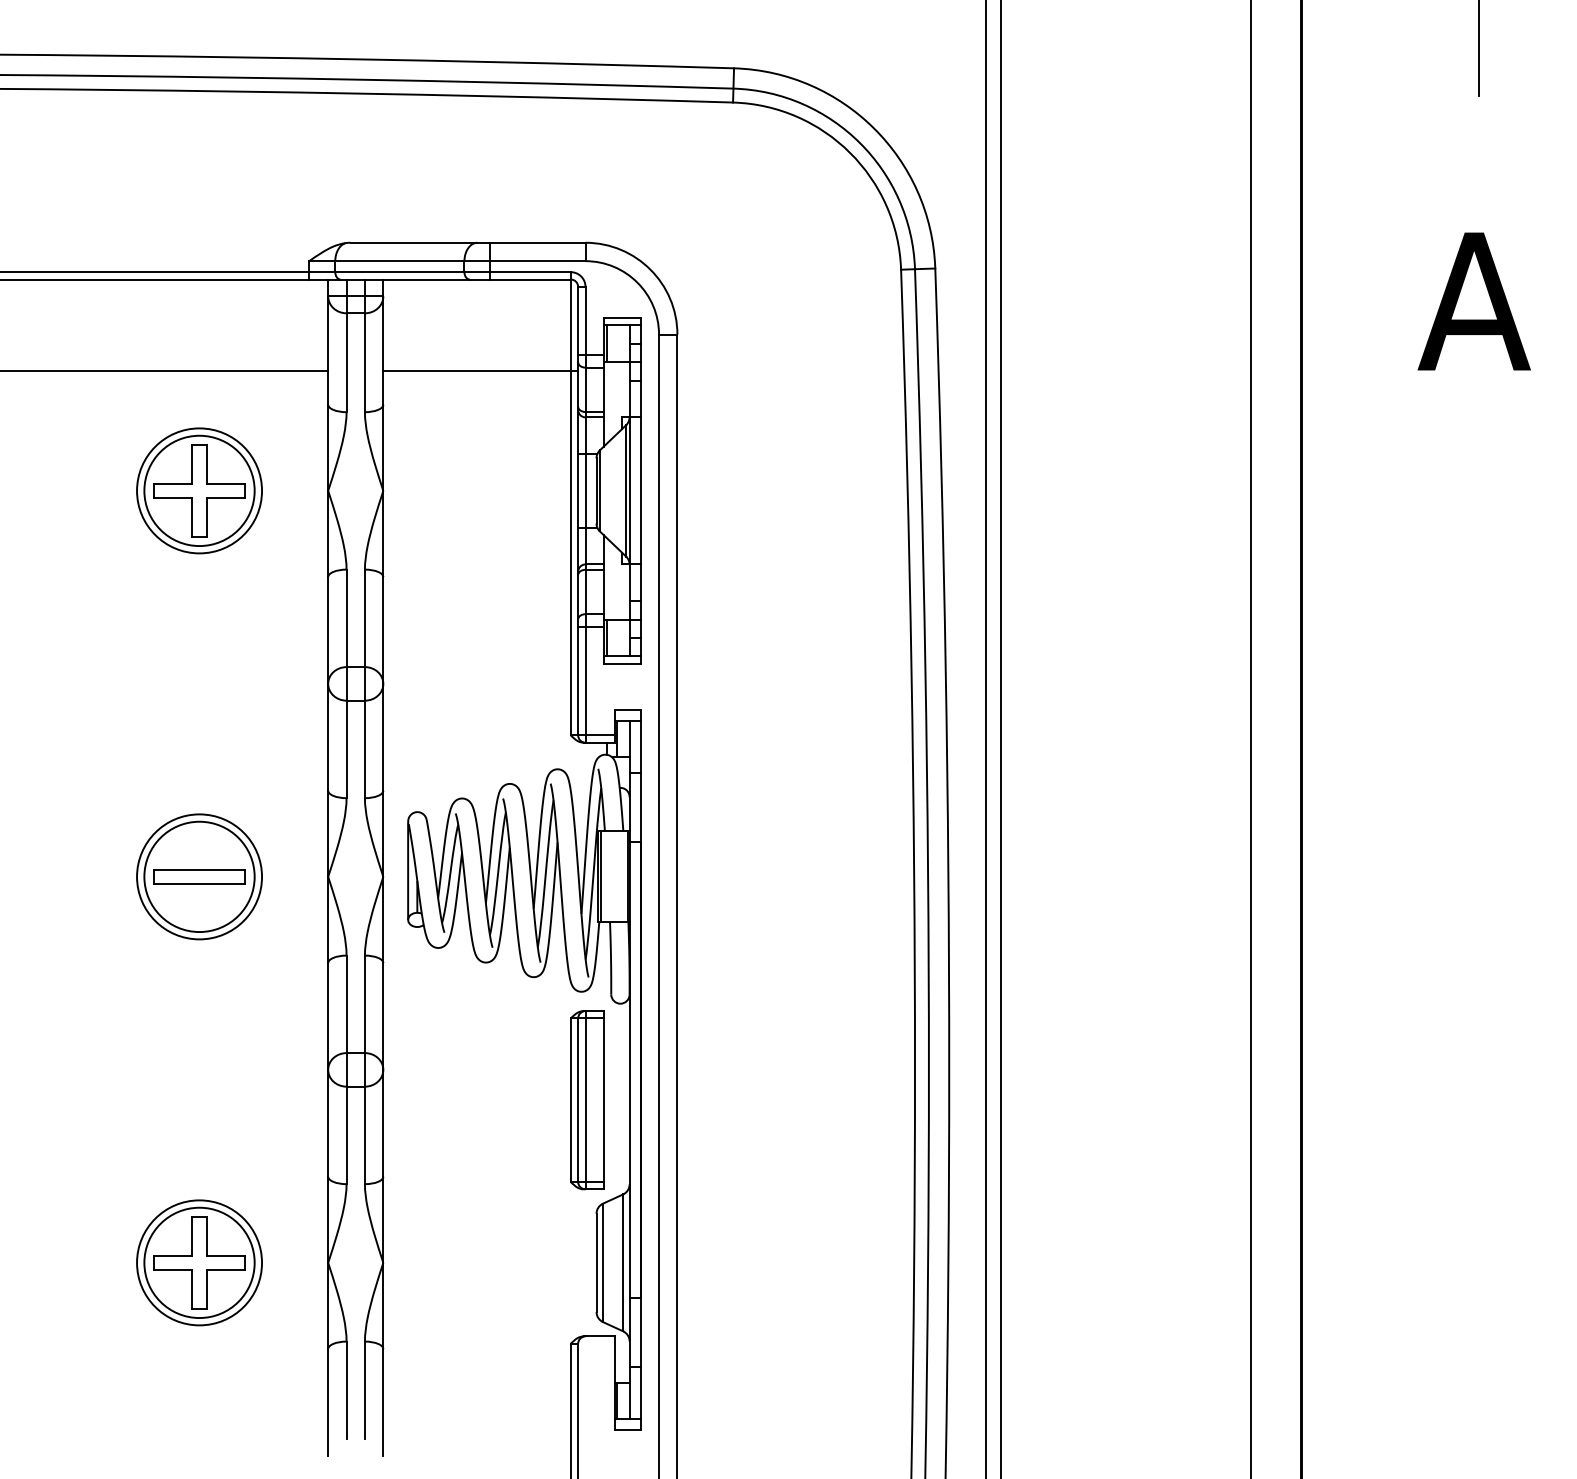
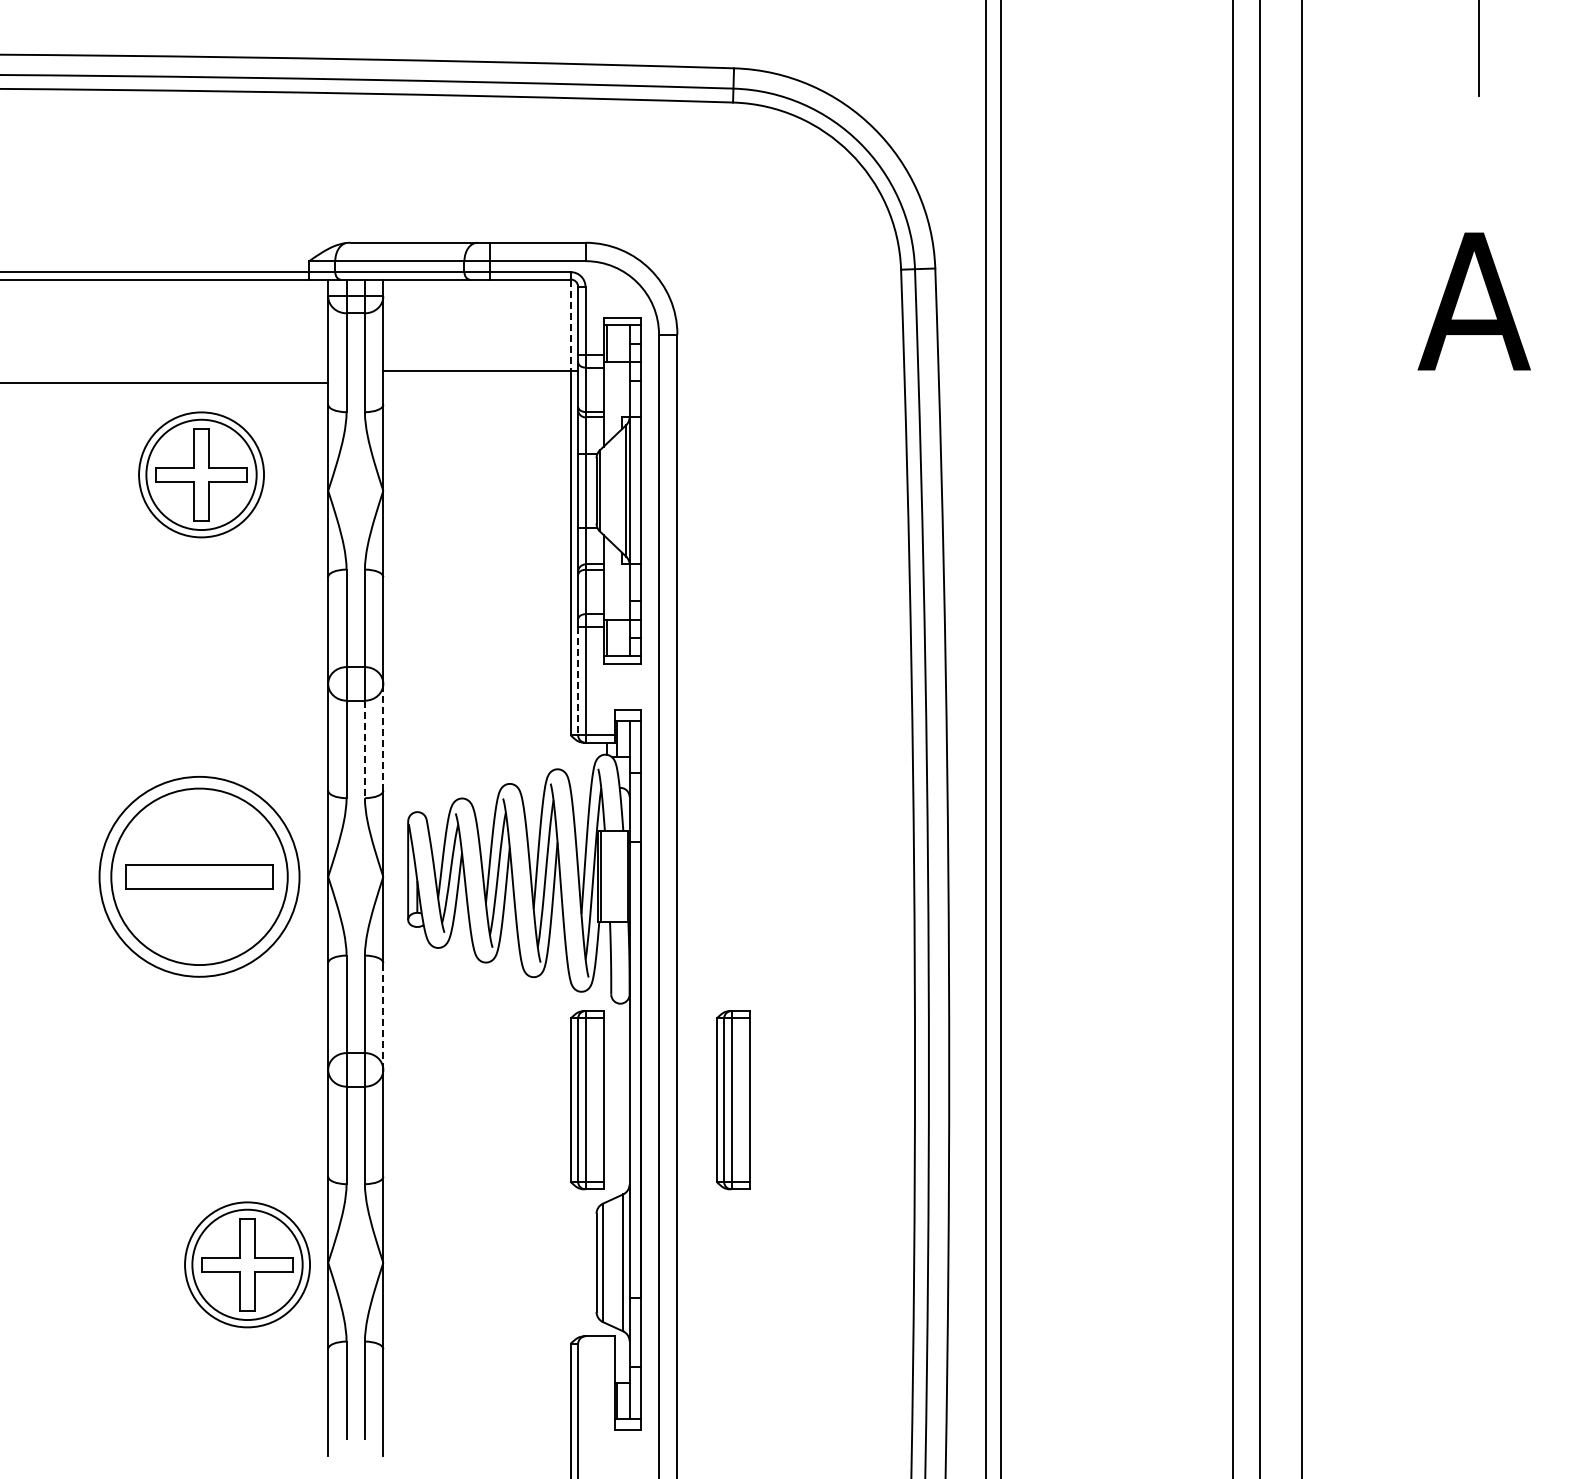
line: solid -> dashed (570, 325)
line position: (165, 371) -> (165, 383) (165, 383)
part position: (199, 490) -> (201, 474) (201, 474)
line: solid -> dashed (578, 681)
line: solid -> dashed (383, 736)
line position: (1251, 738) -> (1233, 738) (1233, 738)
line position: (1301, 738) -> (1260, 738) (1260, 738)
line: solid -> dashed (364, 749)
part size: 127x128 px -> 203x202 px (199, 876)
line: solid -> dashed (383, 1016)
part: none -> present (733, 1100)
part position: (199, 1262) -> (247, 1264) (247, 1264)
